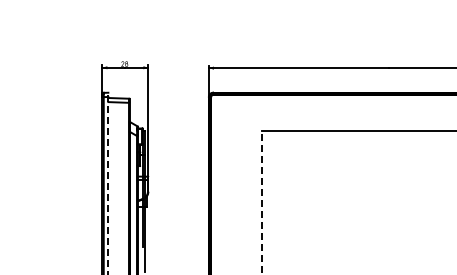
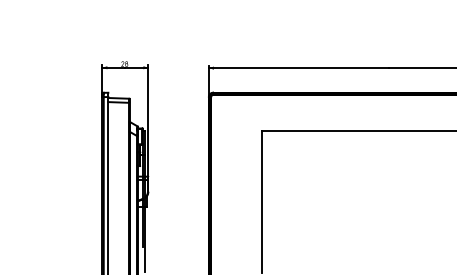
line: dashed -> solid (108, 183)
line: dashed -> solid (262, 201)
